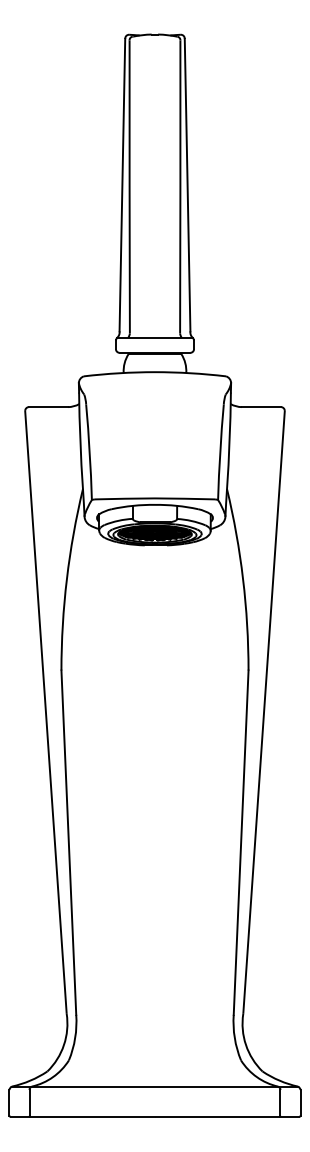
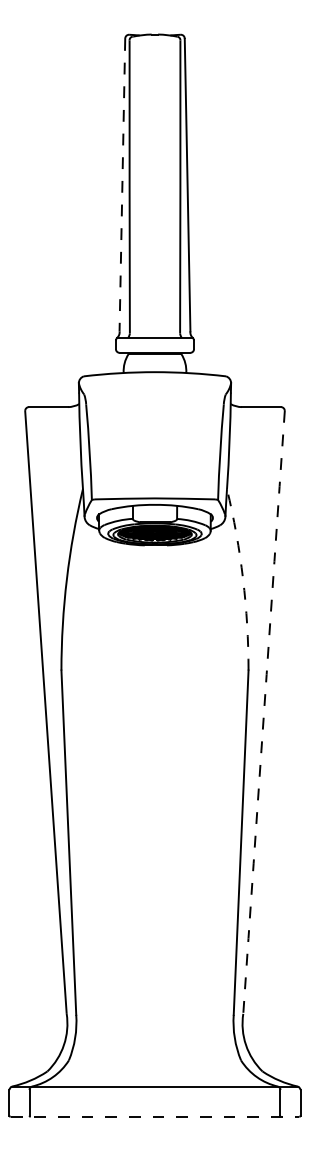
line: solid -> dashed (122, 185)
arc: solid -> dashed (243, 579)
arc: solid -> dashed (264, 712)
line: solid -> dashed (155, 1116)
